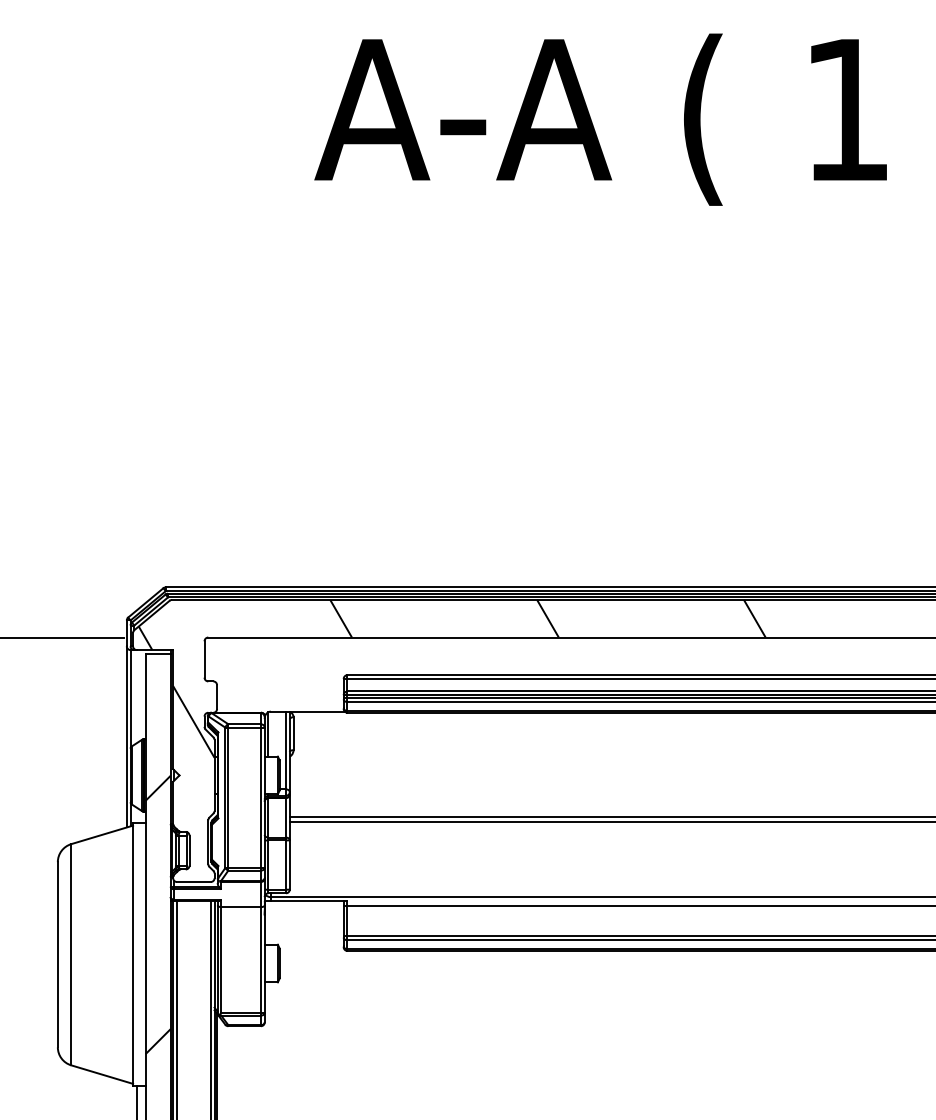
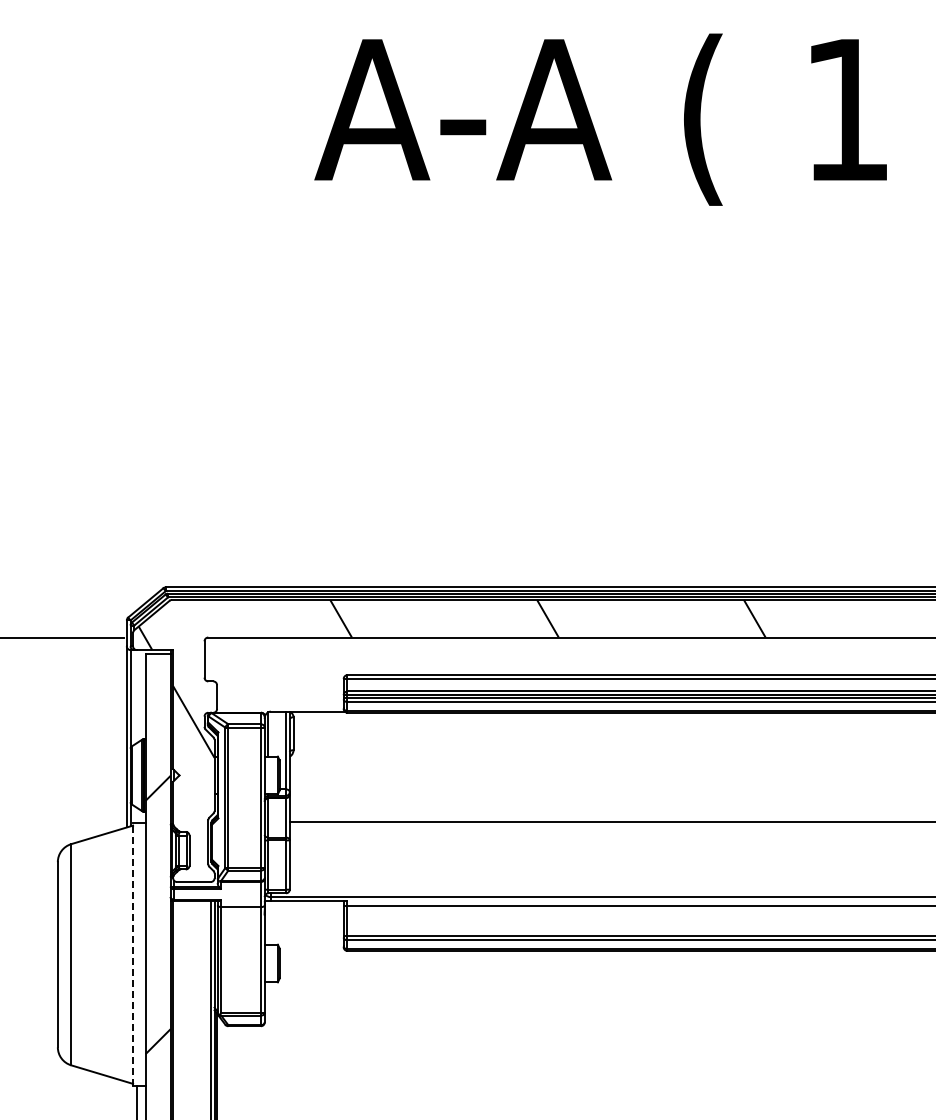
line: present -> none (610, 817)
line: solid -> dashed (133, 954)
line: present -> none (176, 1008)
